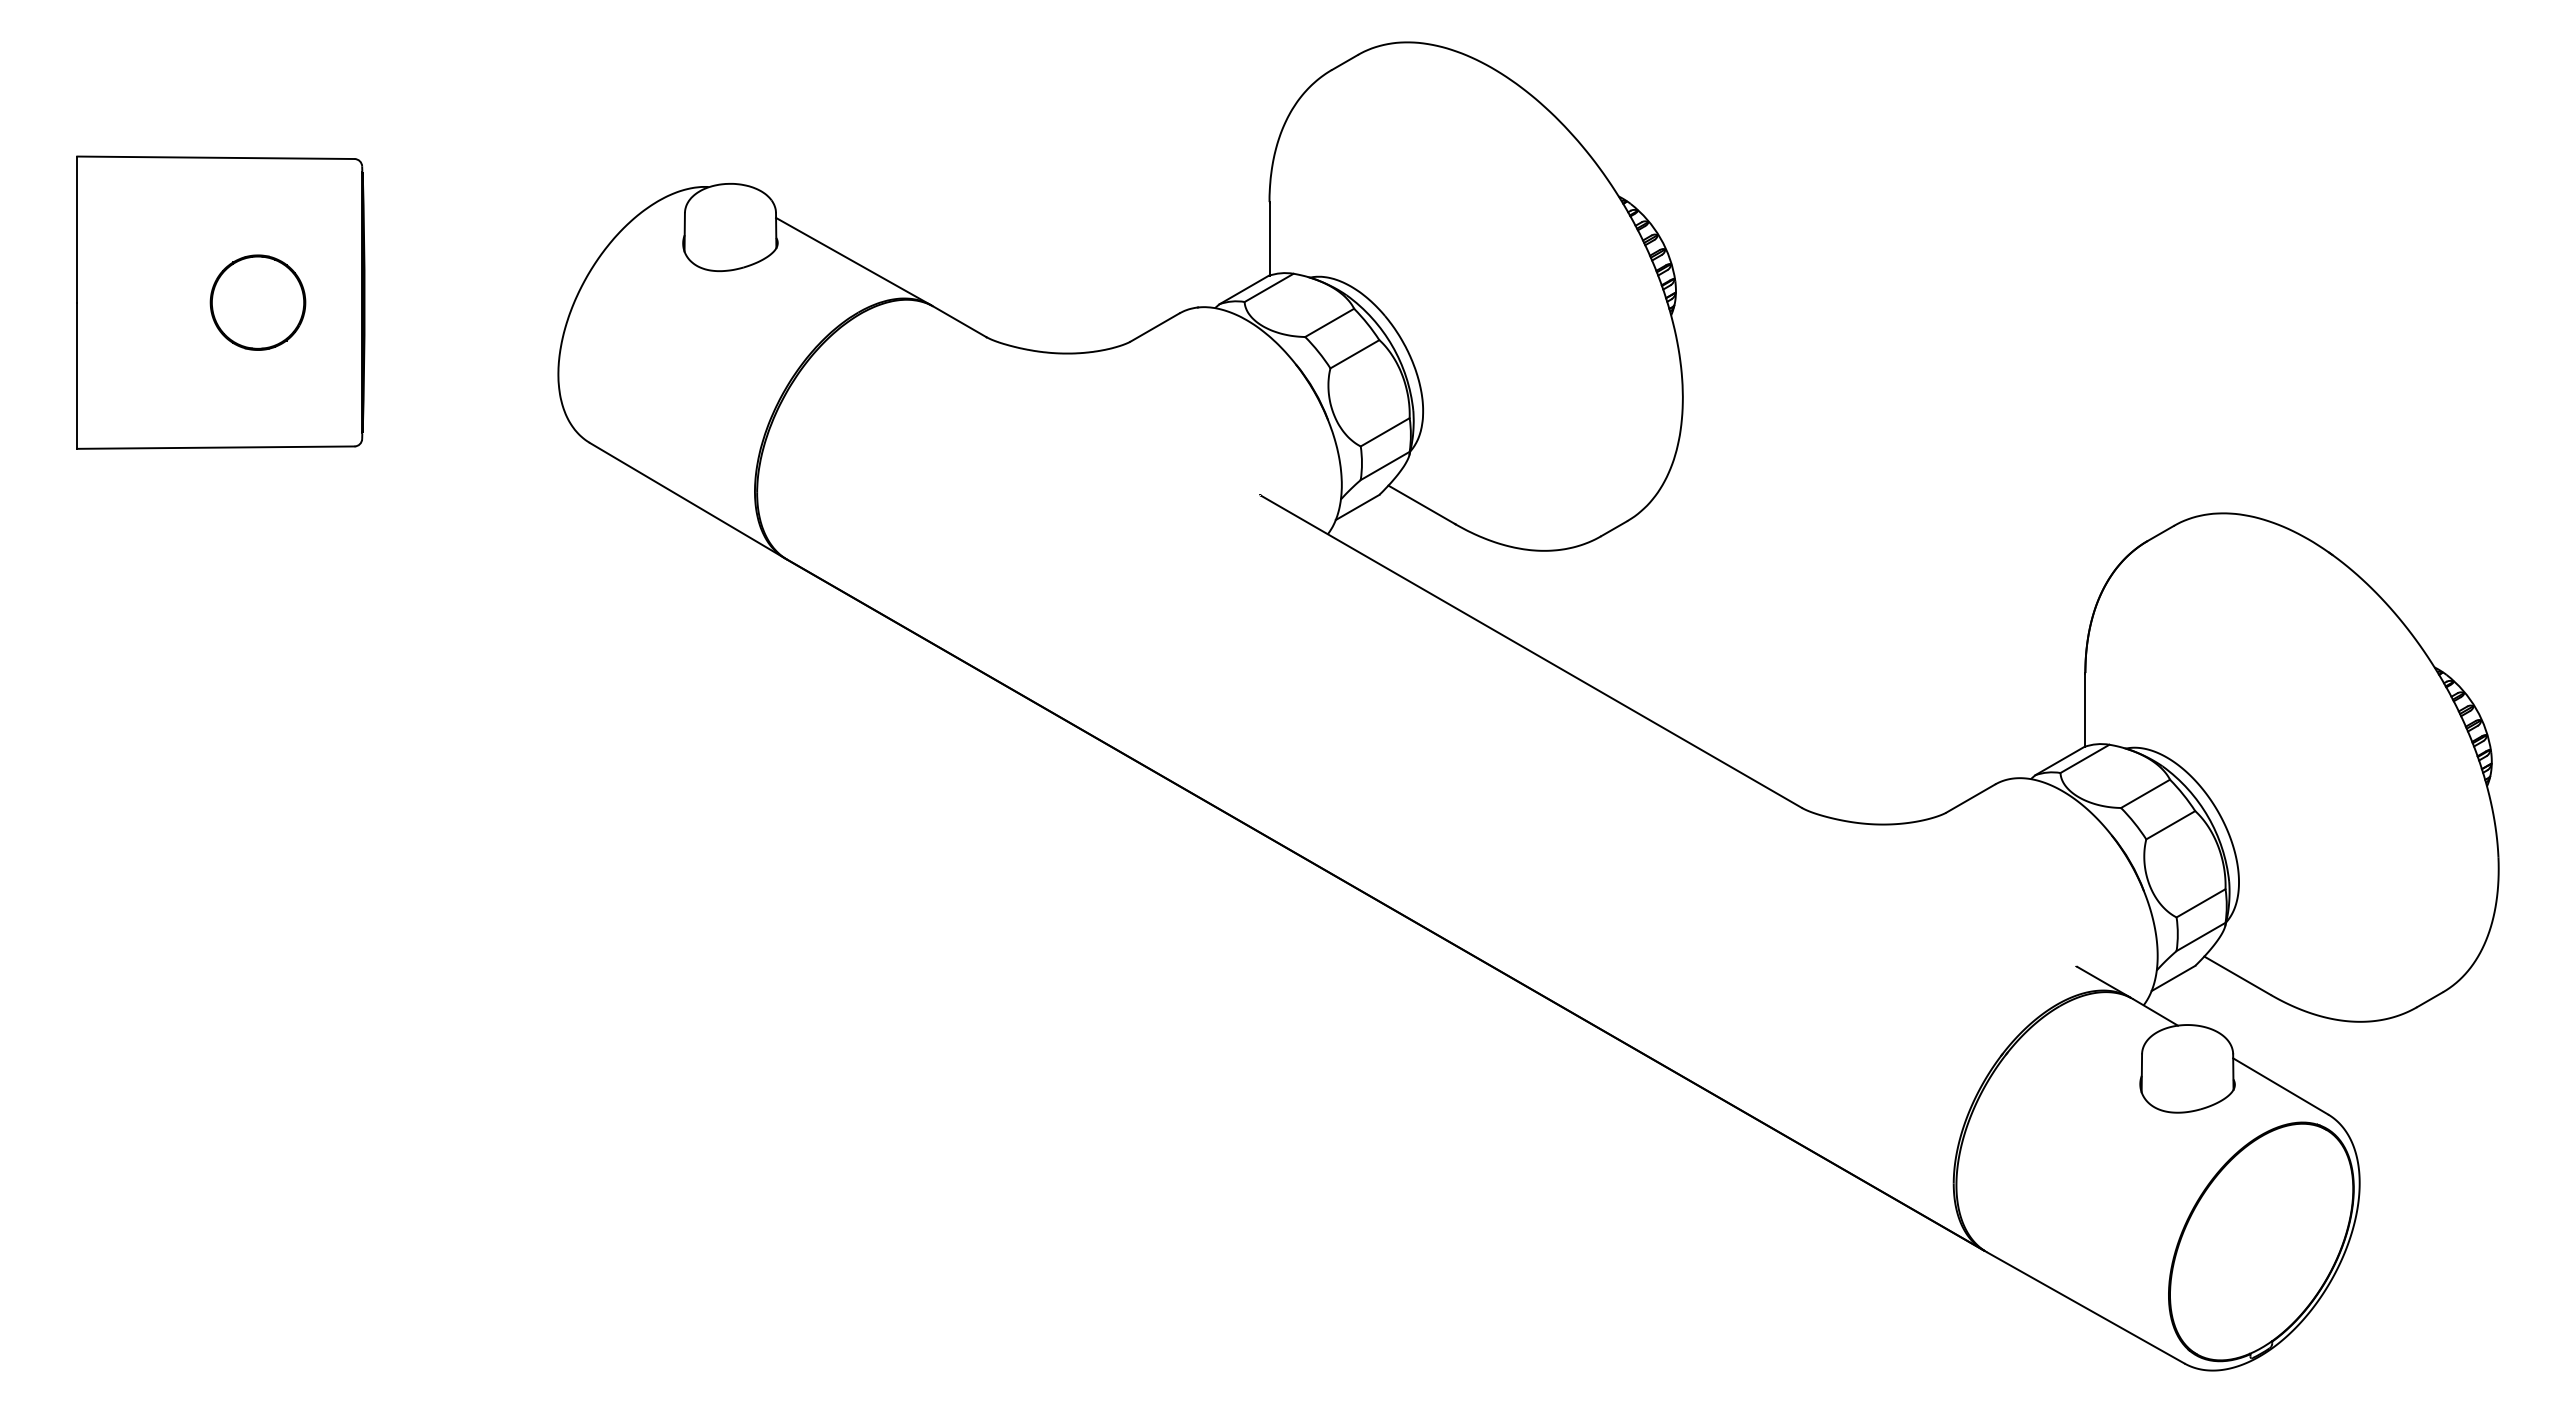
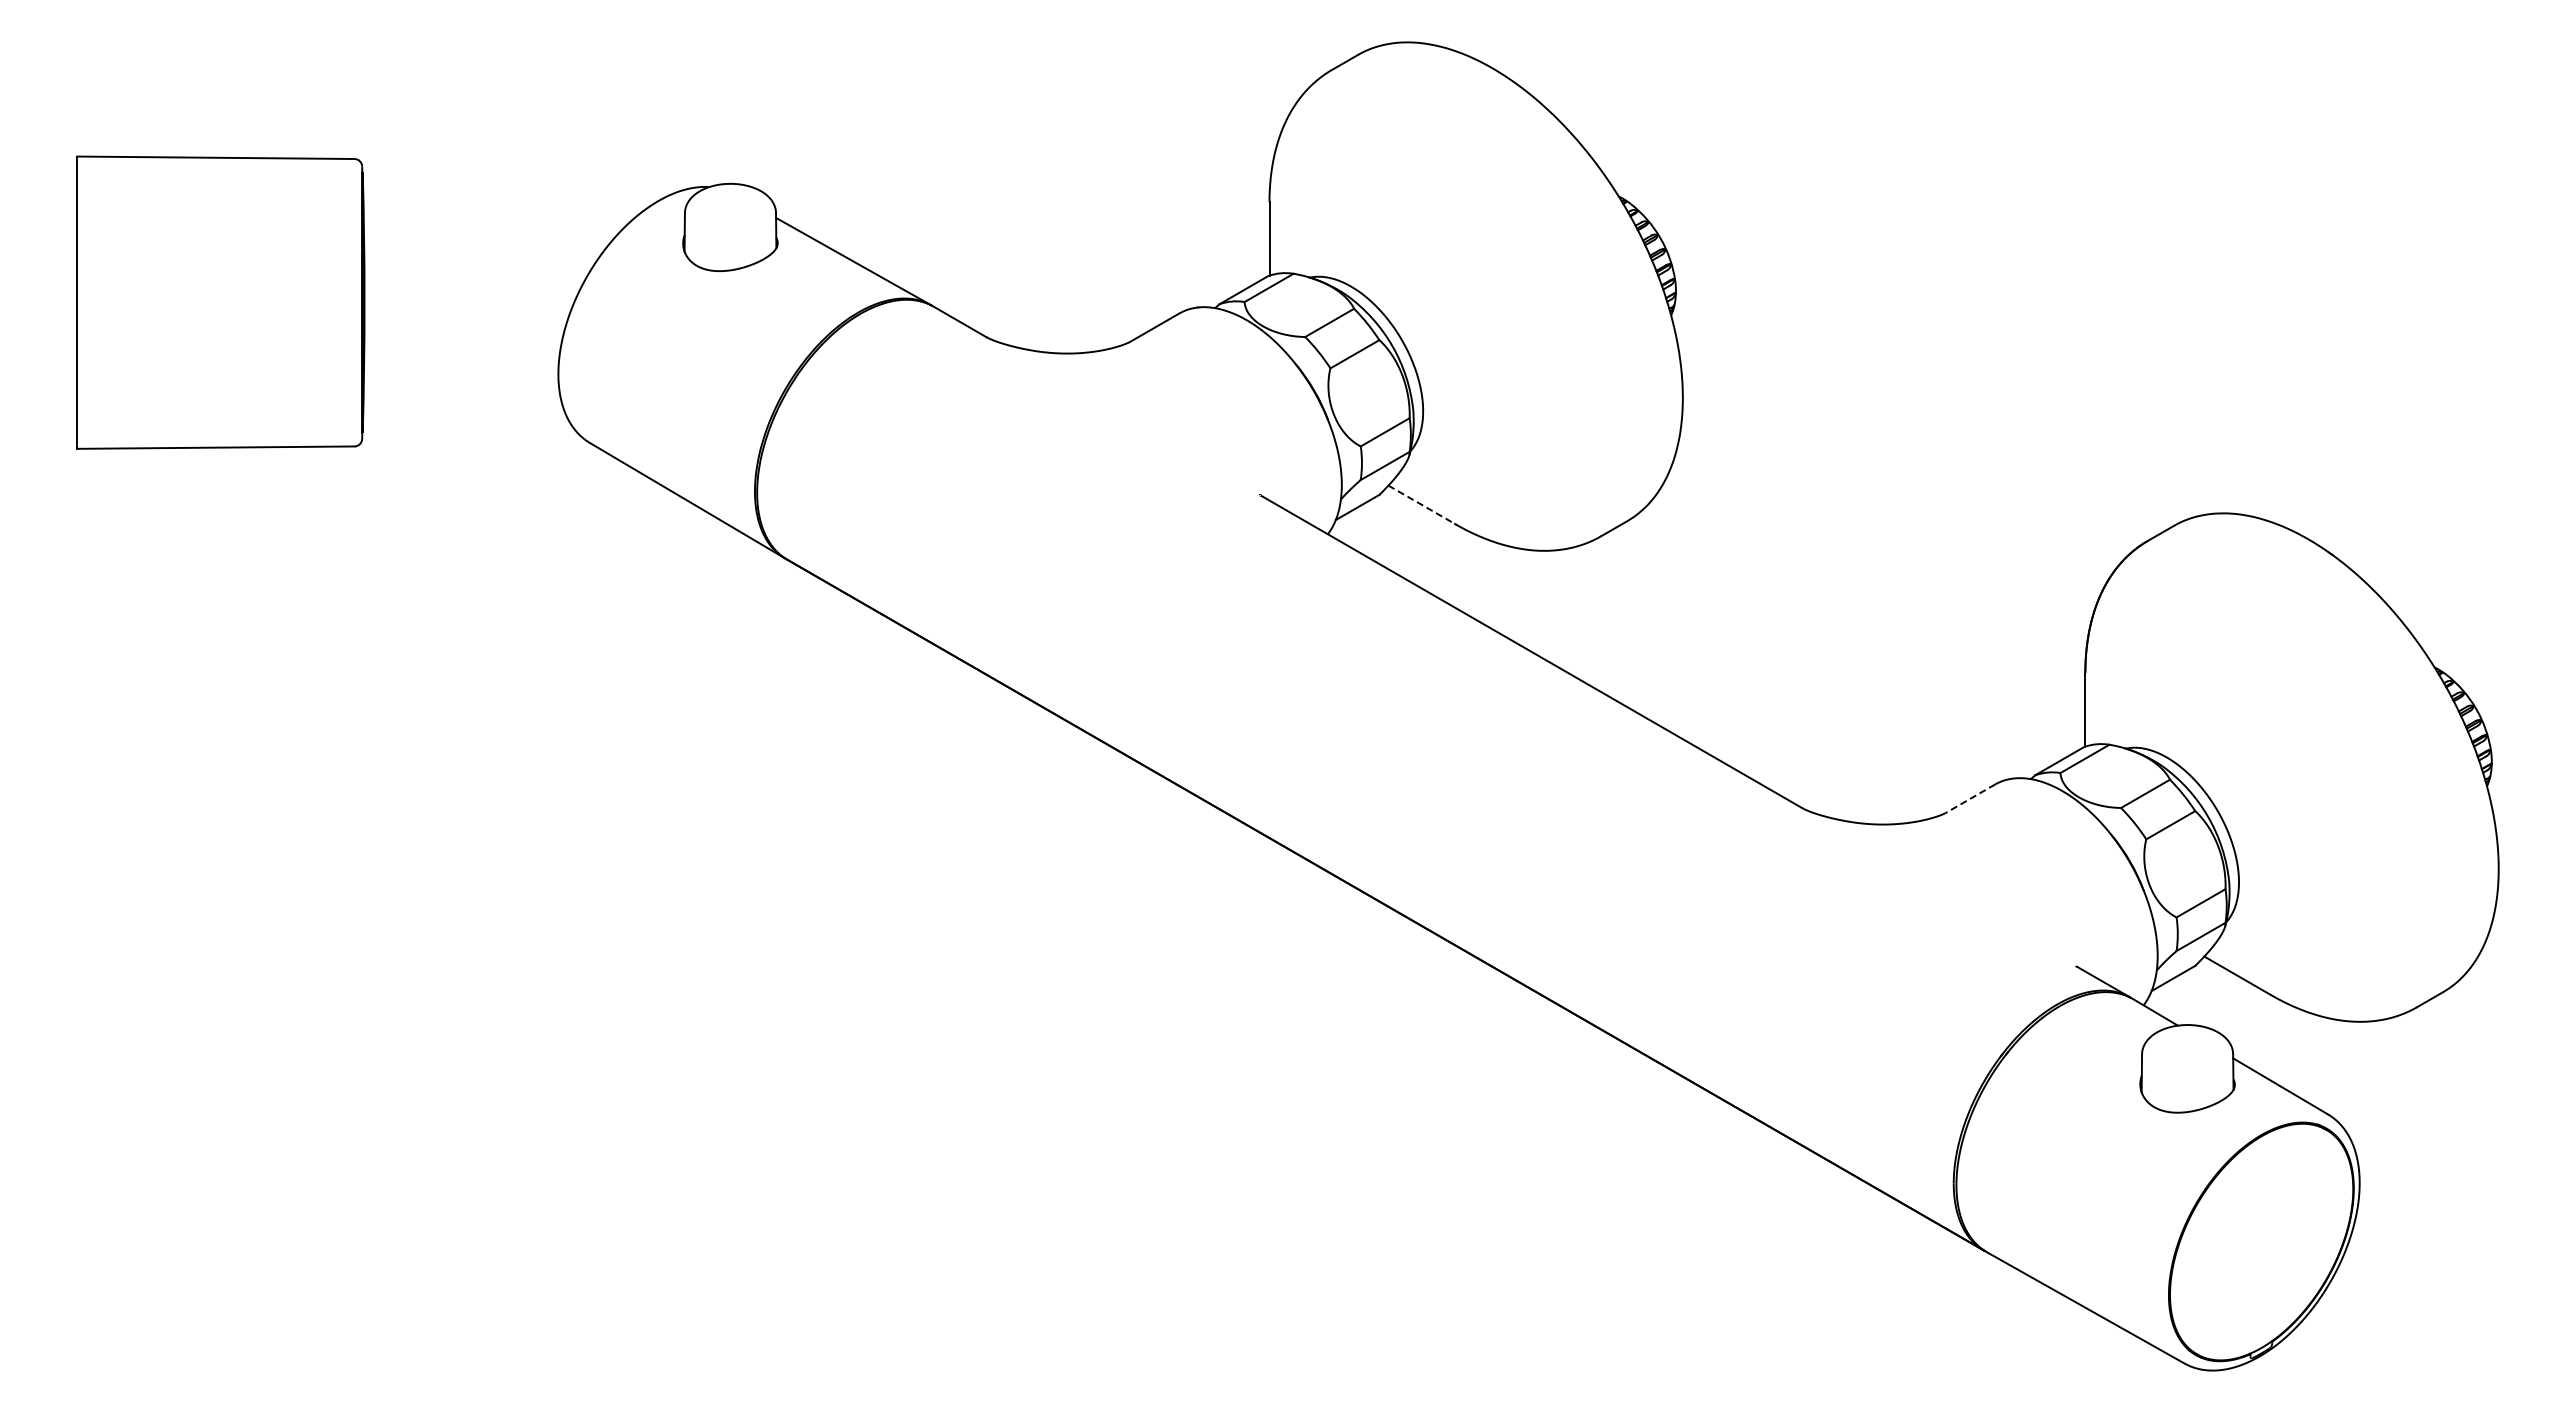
part: present -> none (257, 302)
line: solid -> dashed (1422, 505)
line: solid -> dashed (1970, 798)
